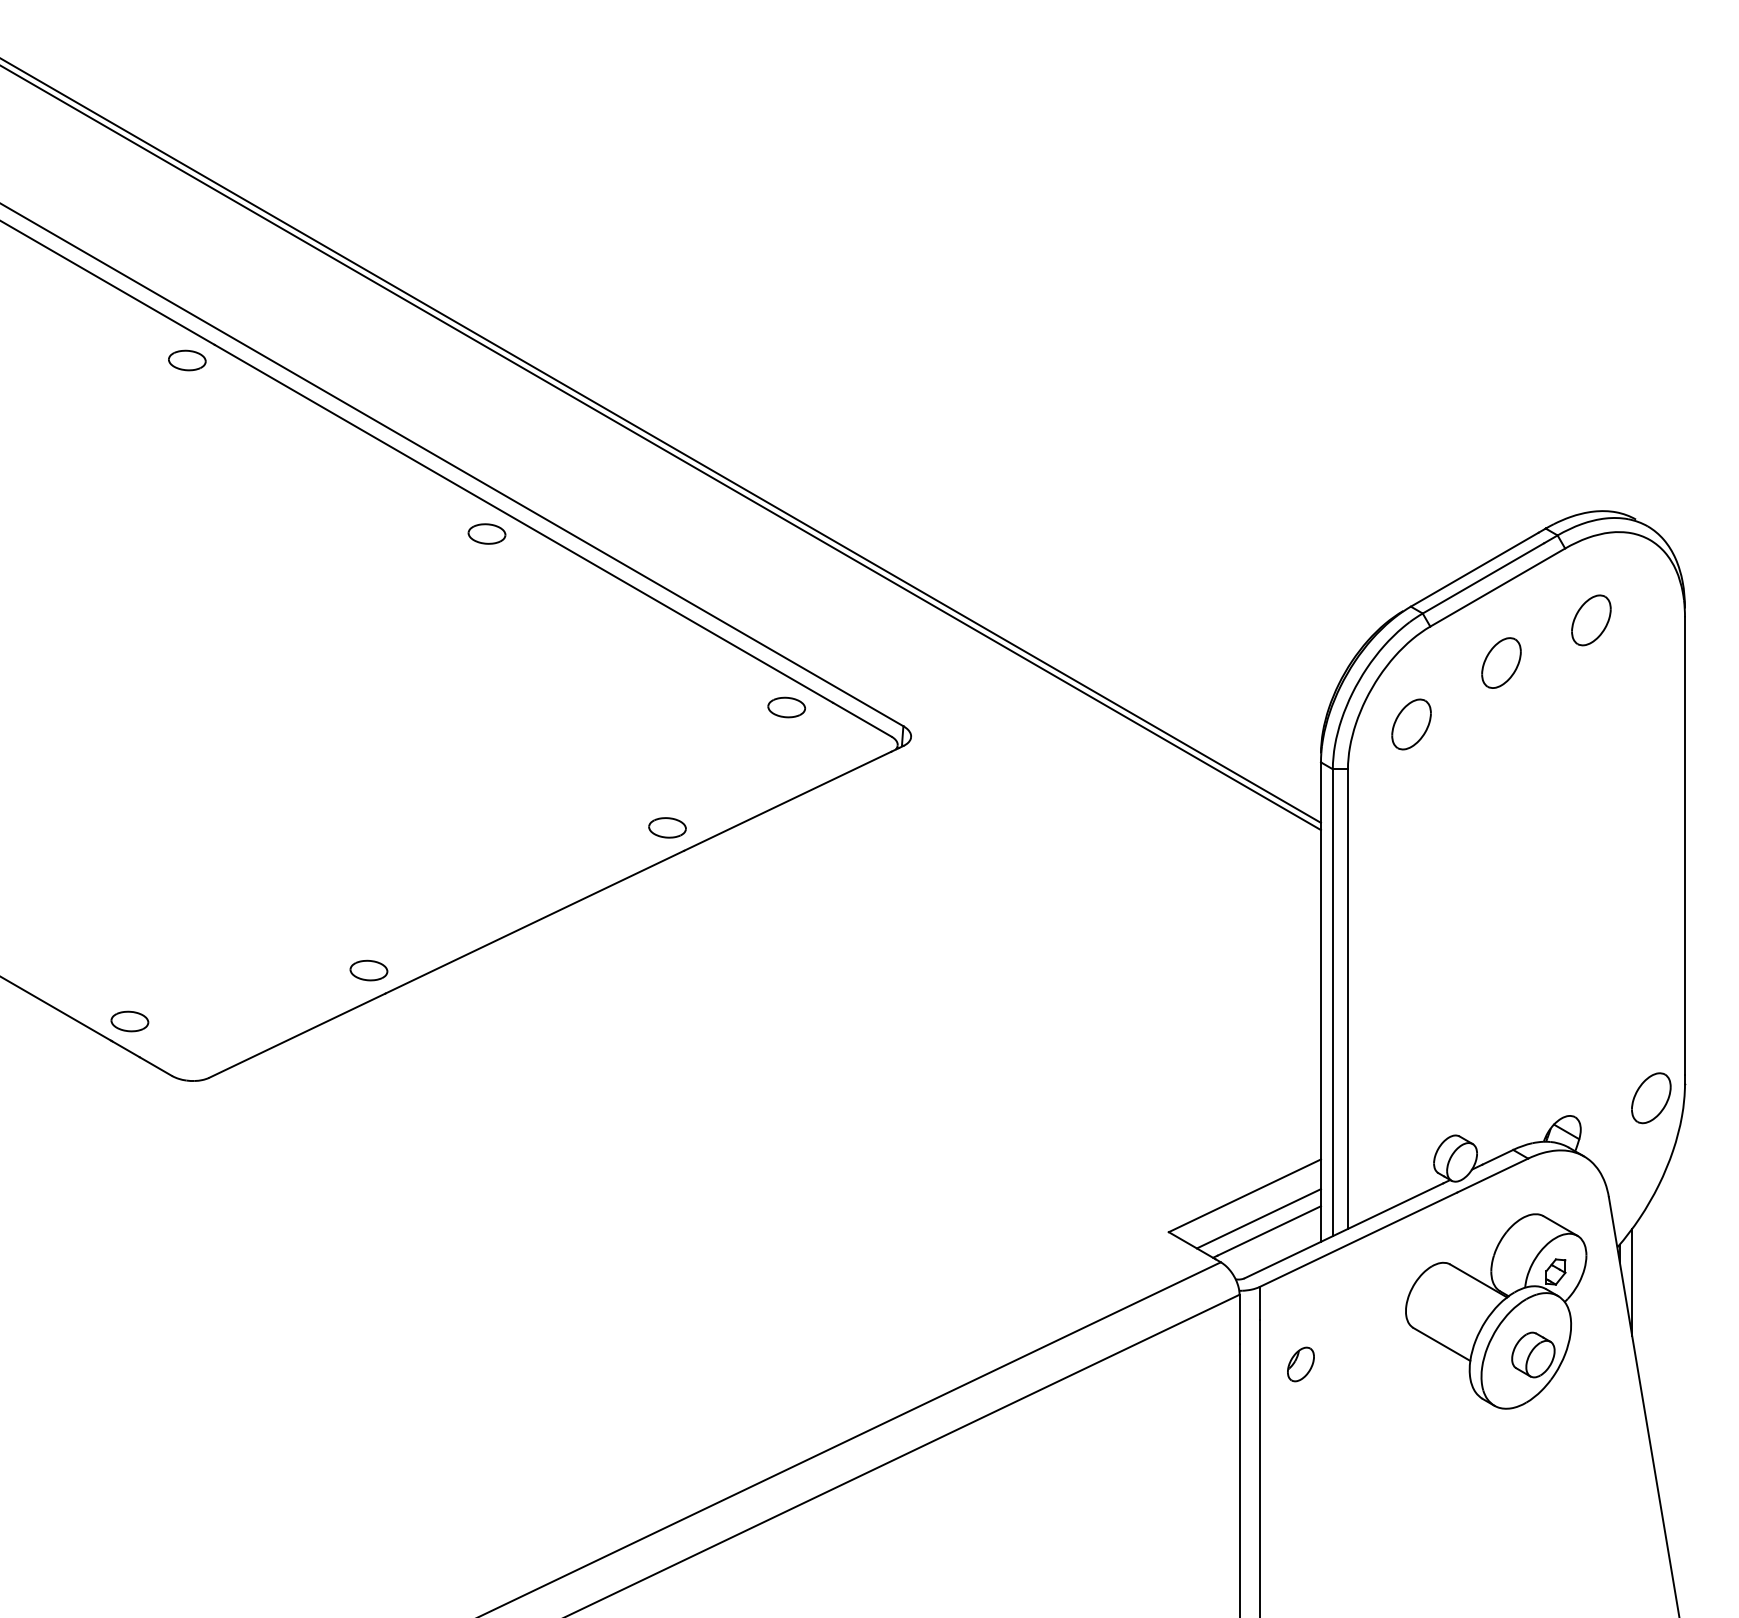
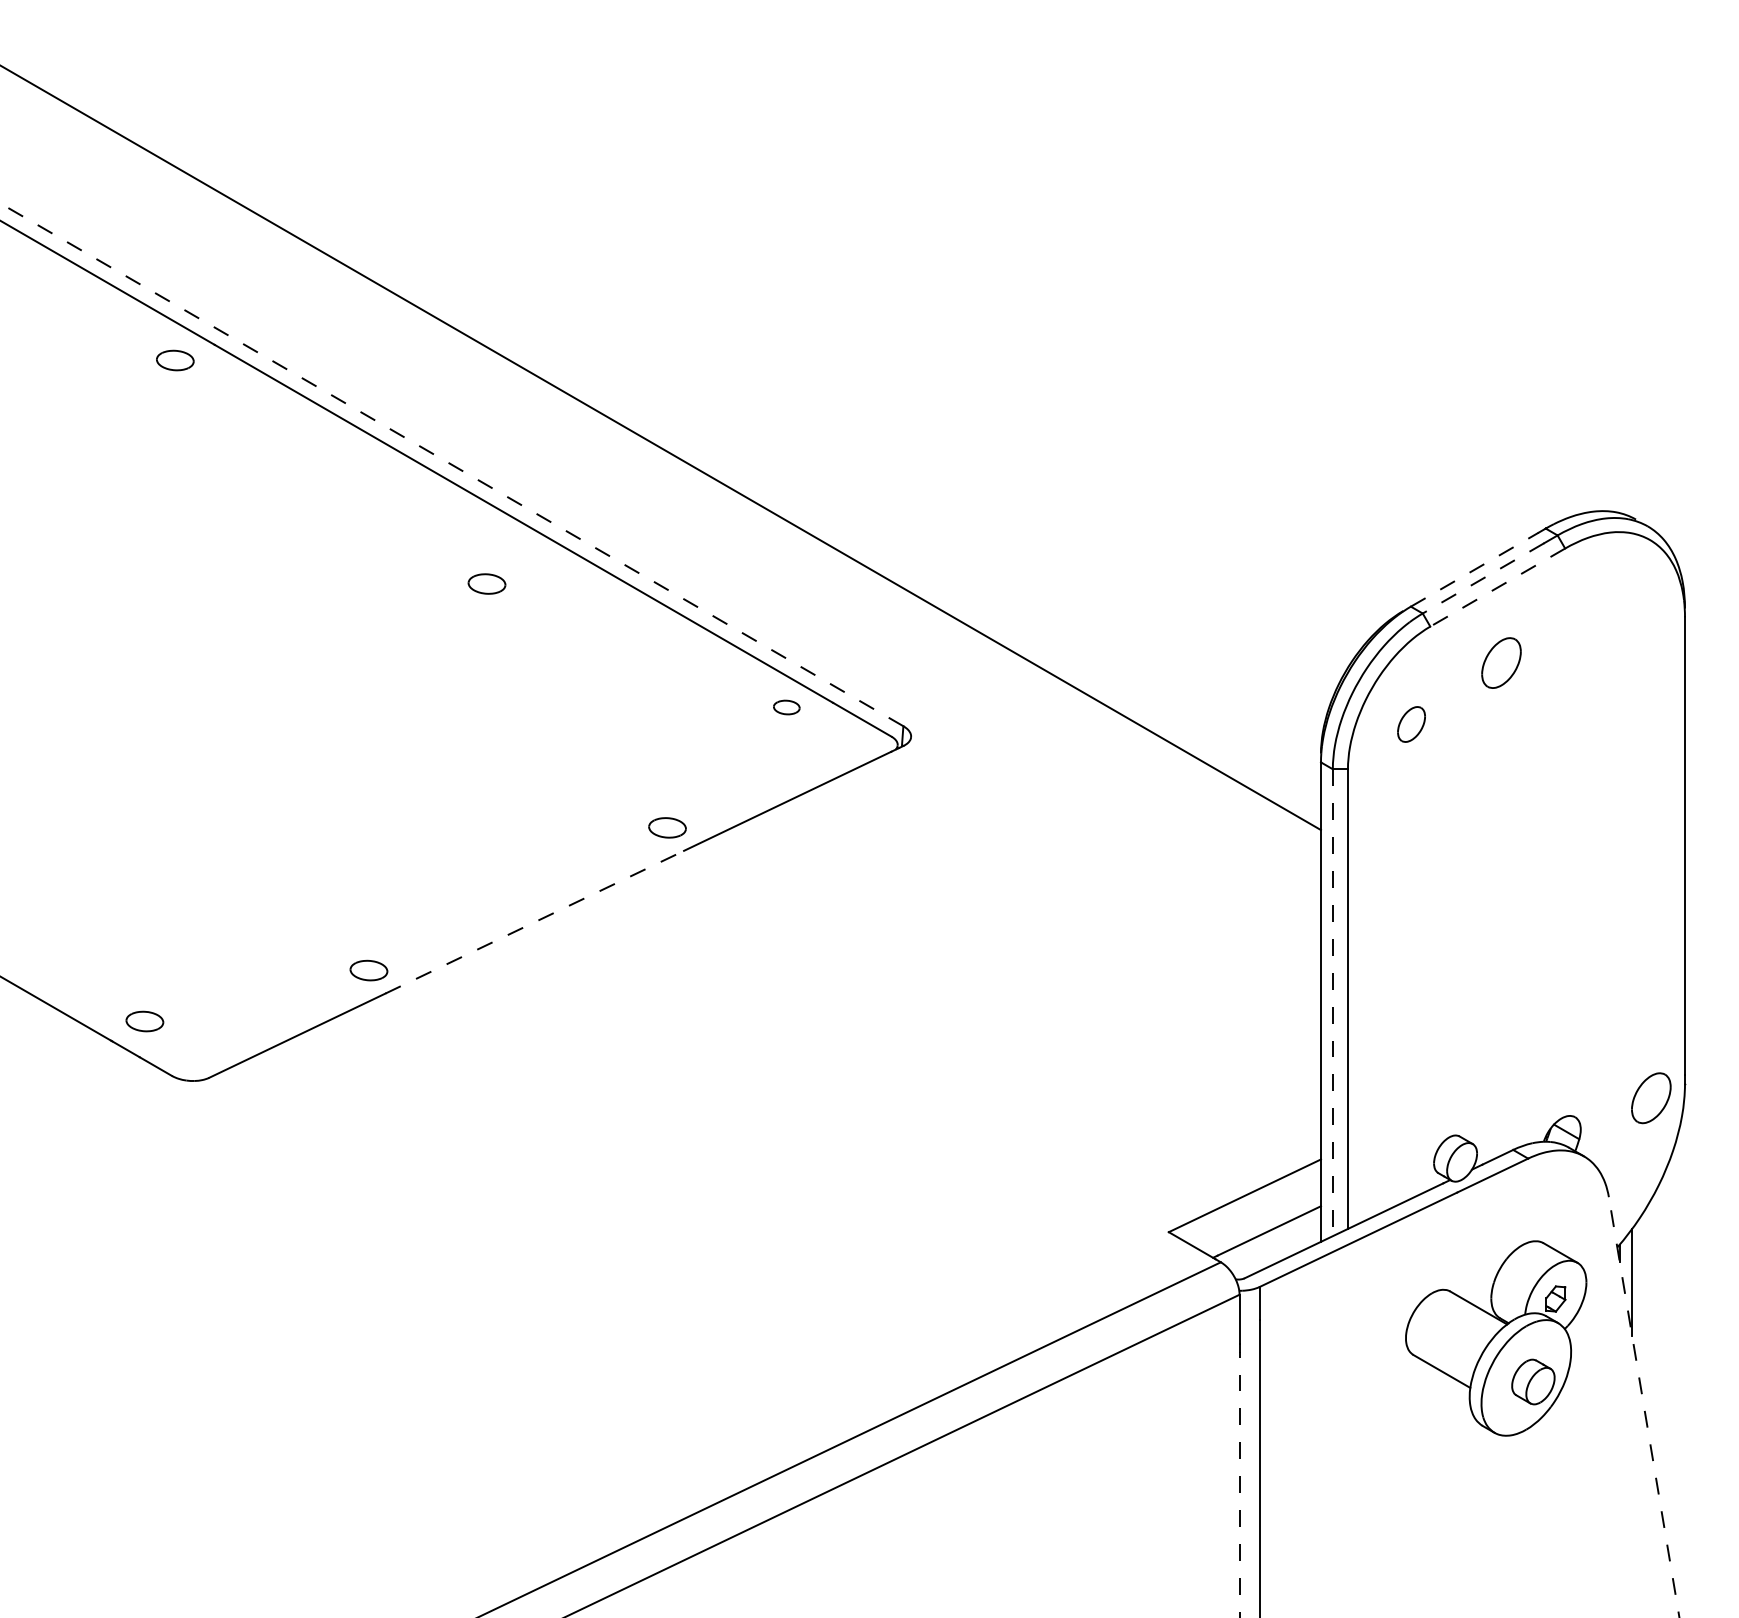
part position: (187, 360) -> (175, 360) (175, 360)
line: present -> none (661, 440)
line: solid -> dashed (451, 464)
part position: (486, 533) -> (486, 583) (486, 583)
line: solid -> dashed (1474, 569)
line: solid -> dashed (1483, 578)
line: solid -> dashed (1497, 587)
part: present -> none (1591, 620)
part size: 40x23 px -> 28x17 px (786, 707)
part size: 41x53 px -> 29x37 px (1411, 724)
line: solid -> dashed (535, 922)
line: solid -> dashed (1332, 1003)
part position: (129, 1021) -> (144, 1021) (144, 1021)
line: present -> none (1258, 1218)
part position: (1496, 1311) -> (1496, 1338) (1496, 1338)
part: present -> none (1300, 1364)
line: solid -> dashed (1644, 1406)
line: solid -> dashed (1239, 1484)
